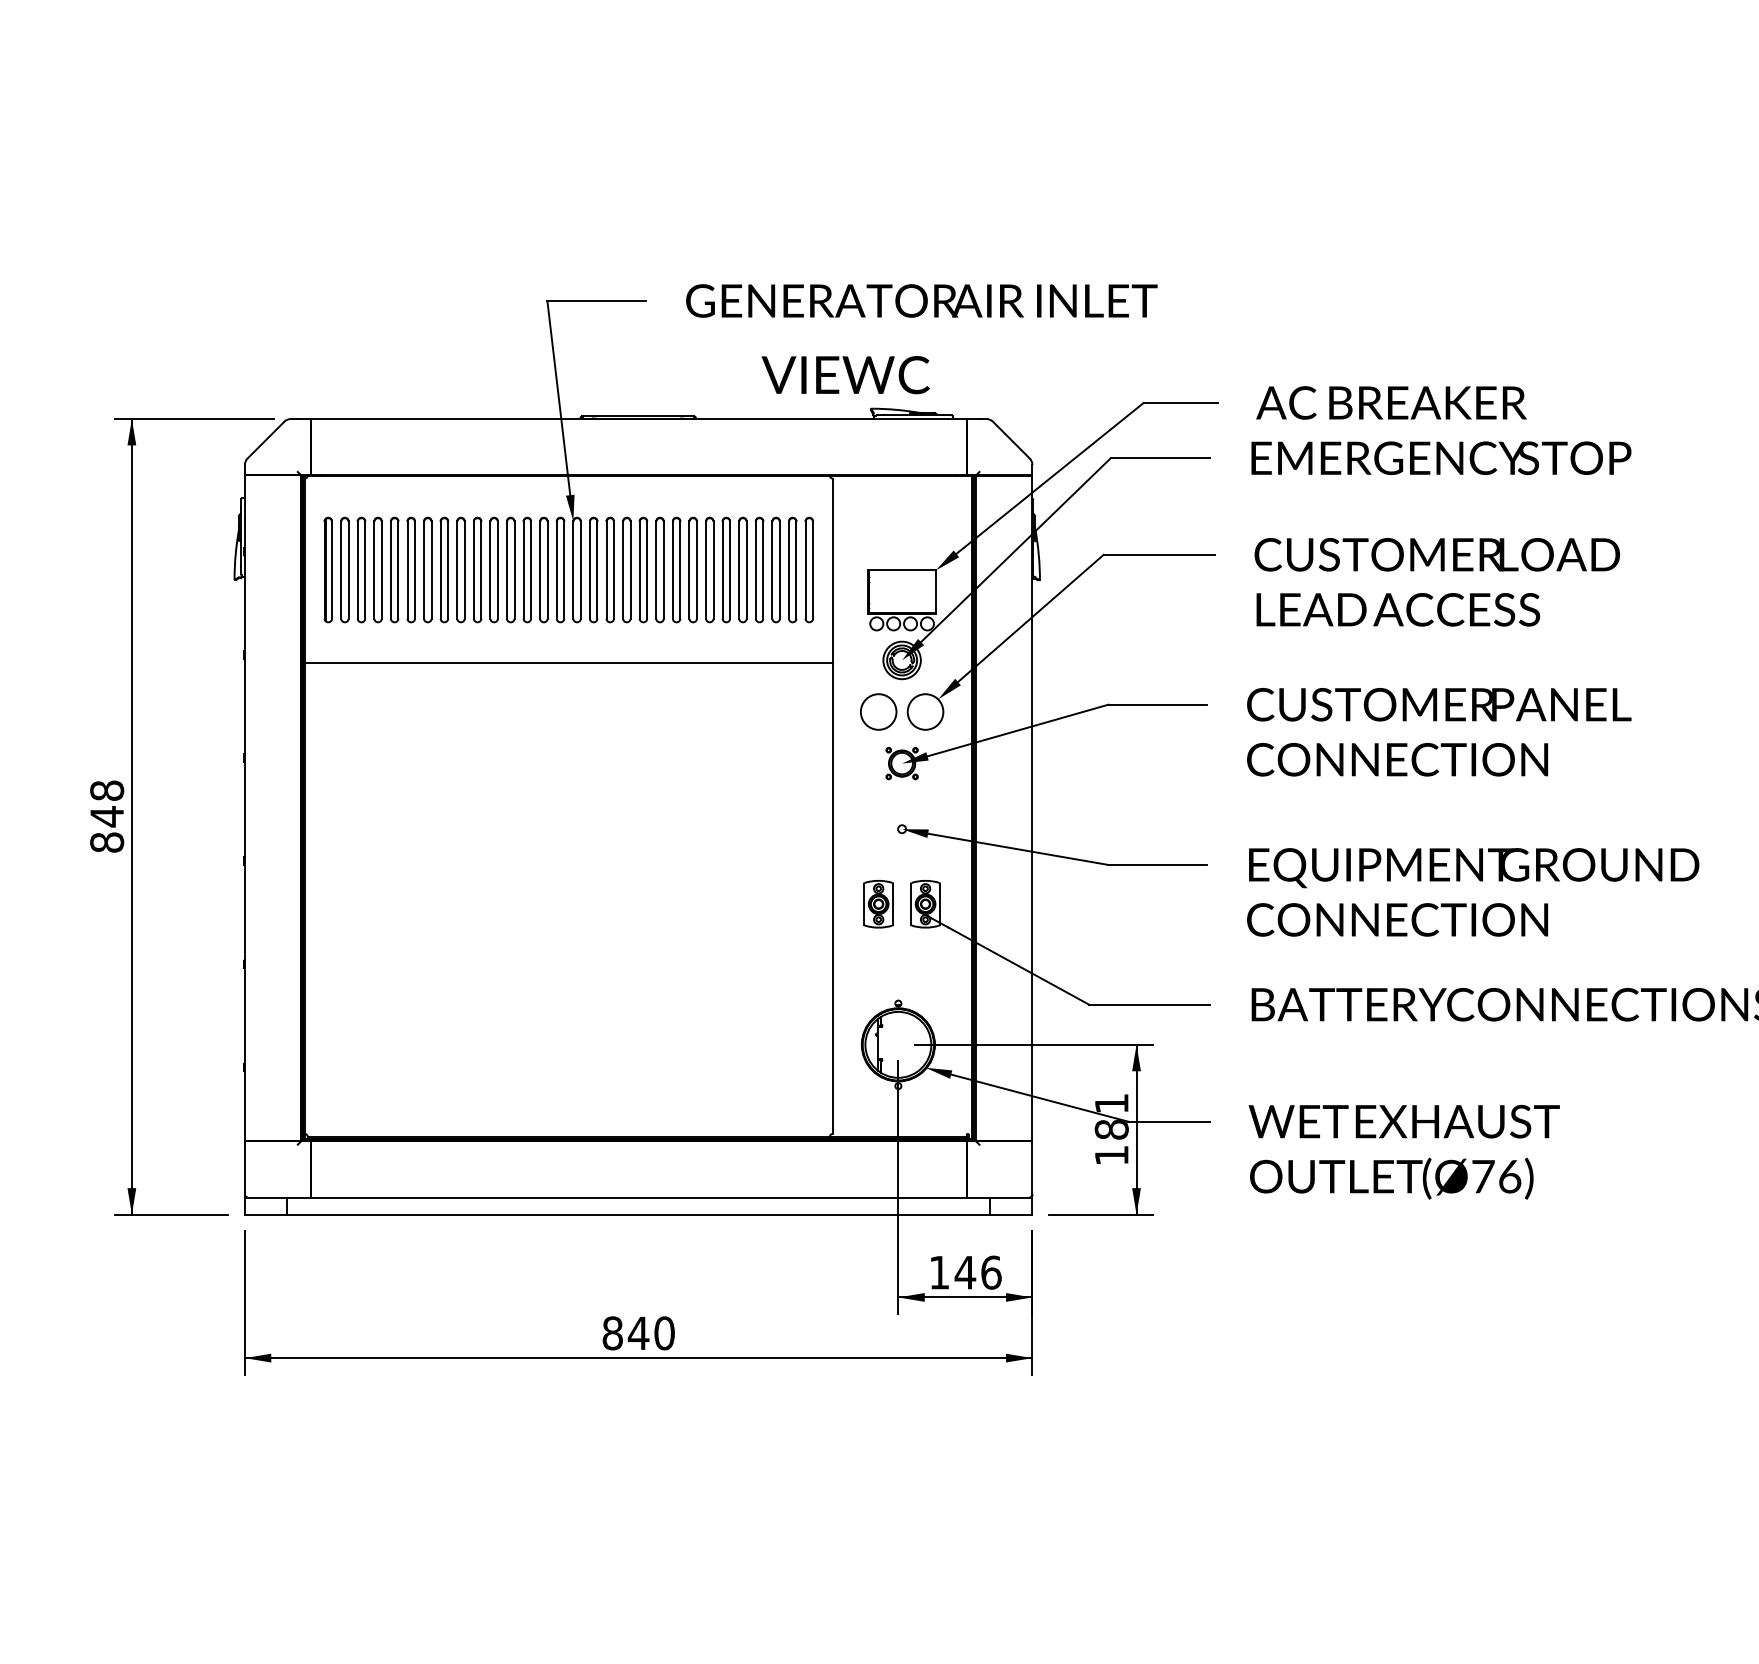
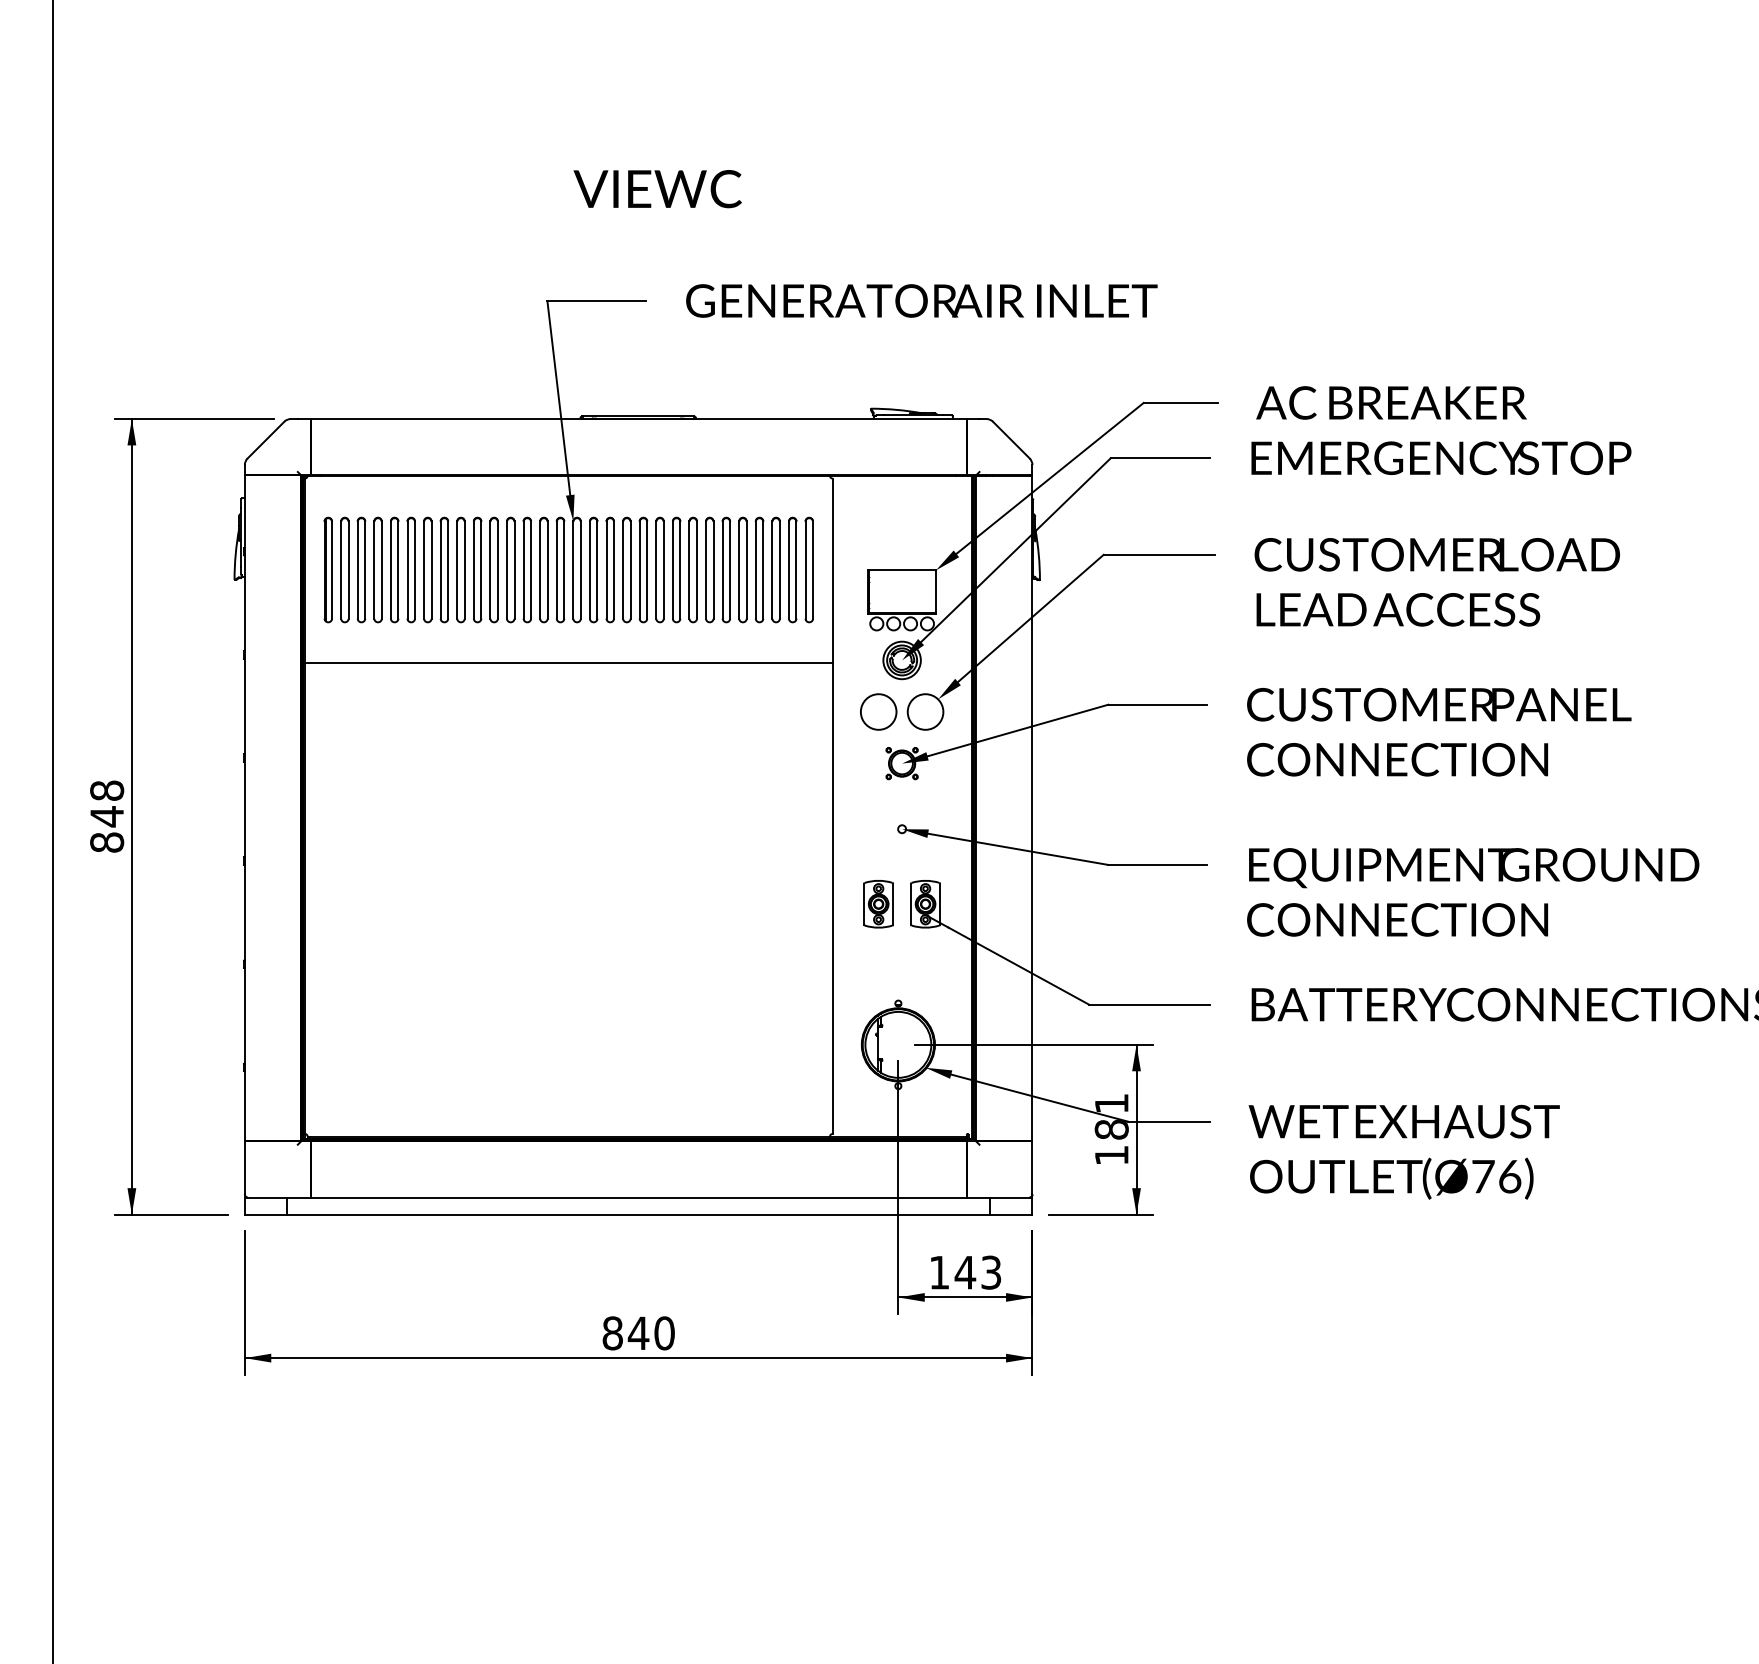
text position: (845, 375) -> (657, 189) (657, 189)
line: none -> present (52, 831)
text: 146 -> 143 (991, 1272)
